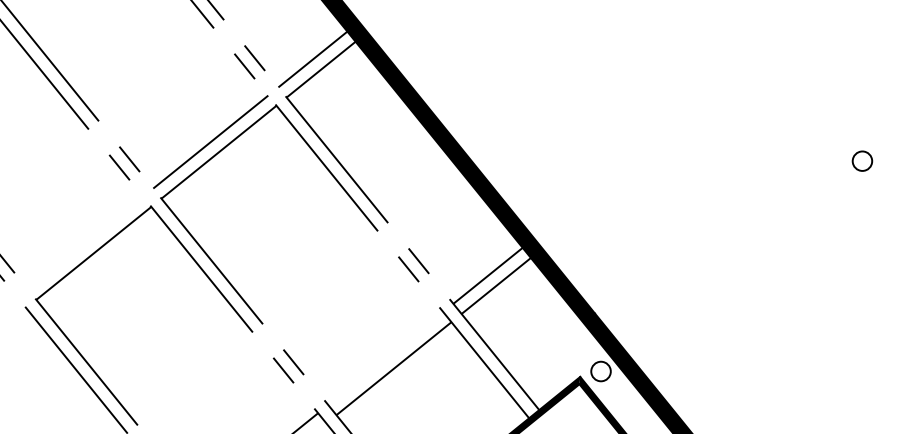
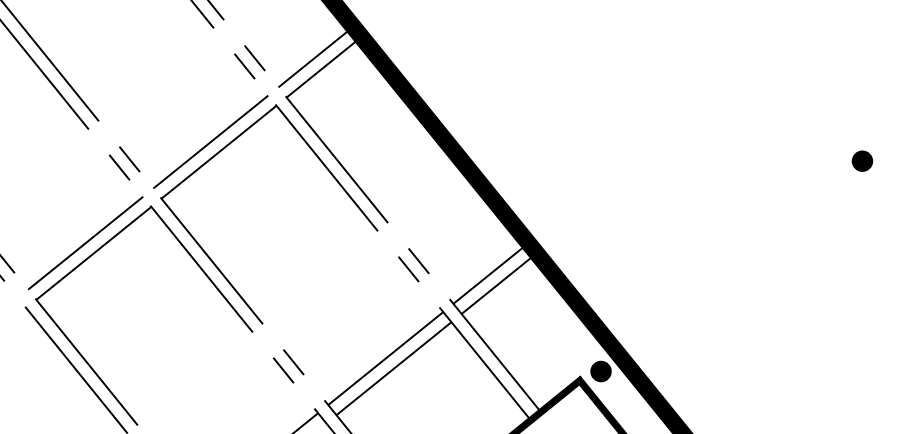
fill: none -> present (862, 160)
line: none -> present (85, 242)
line: none -> present (385, 358)
fill: none -> present (600, 371)
